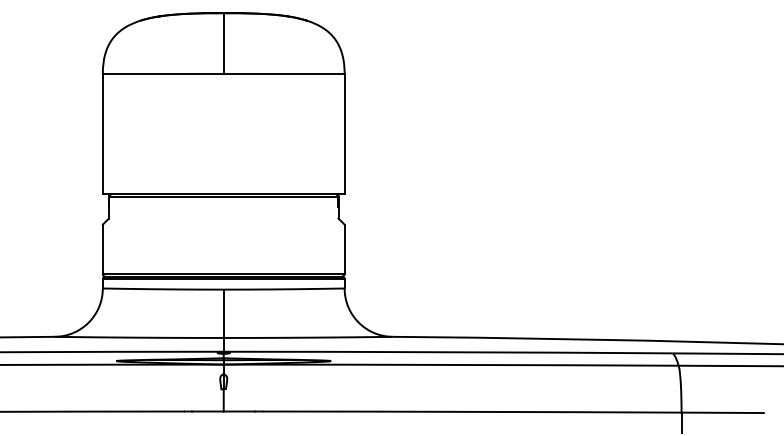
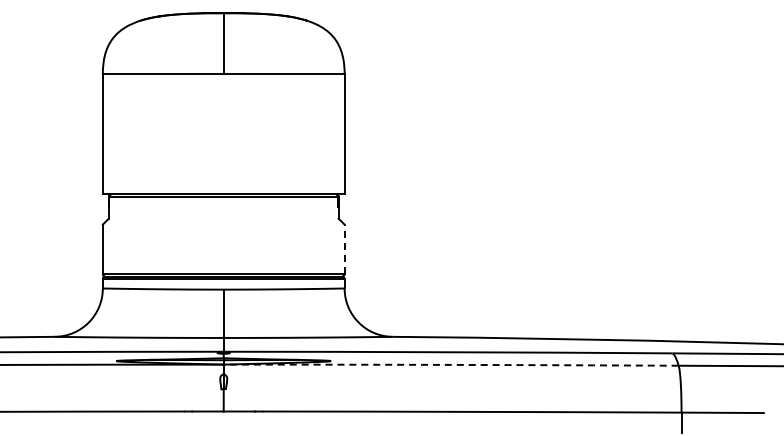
line: solid -> dashed (344, 249)
arc: solid -> dashed (451, 364)
